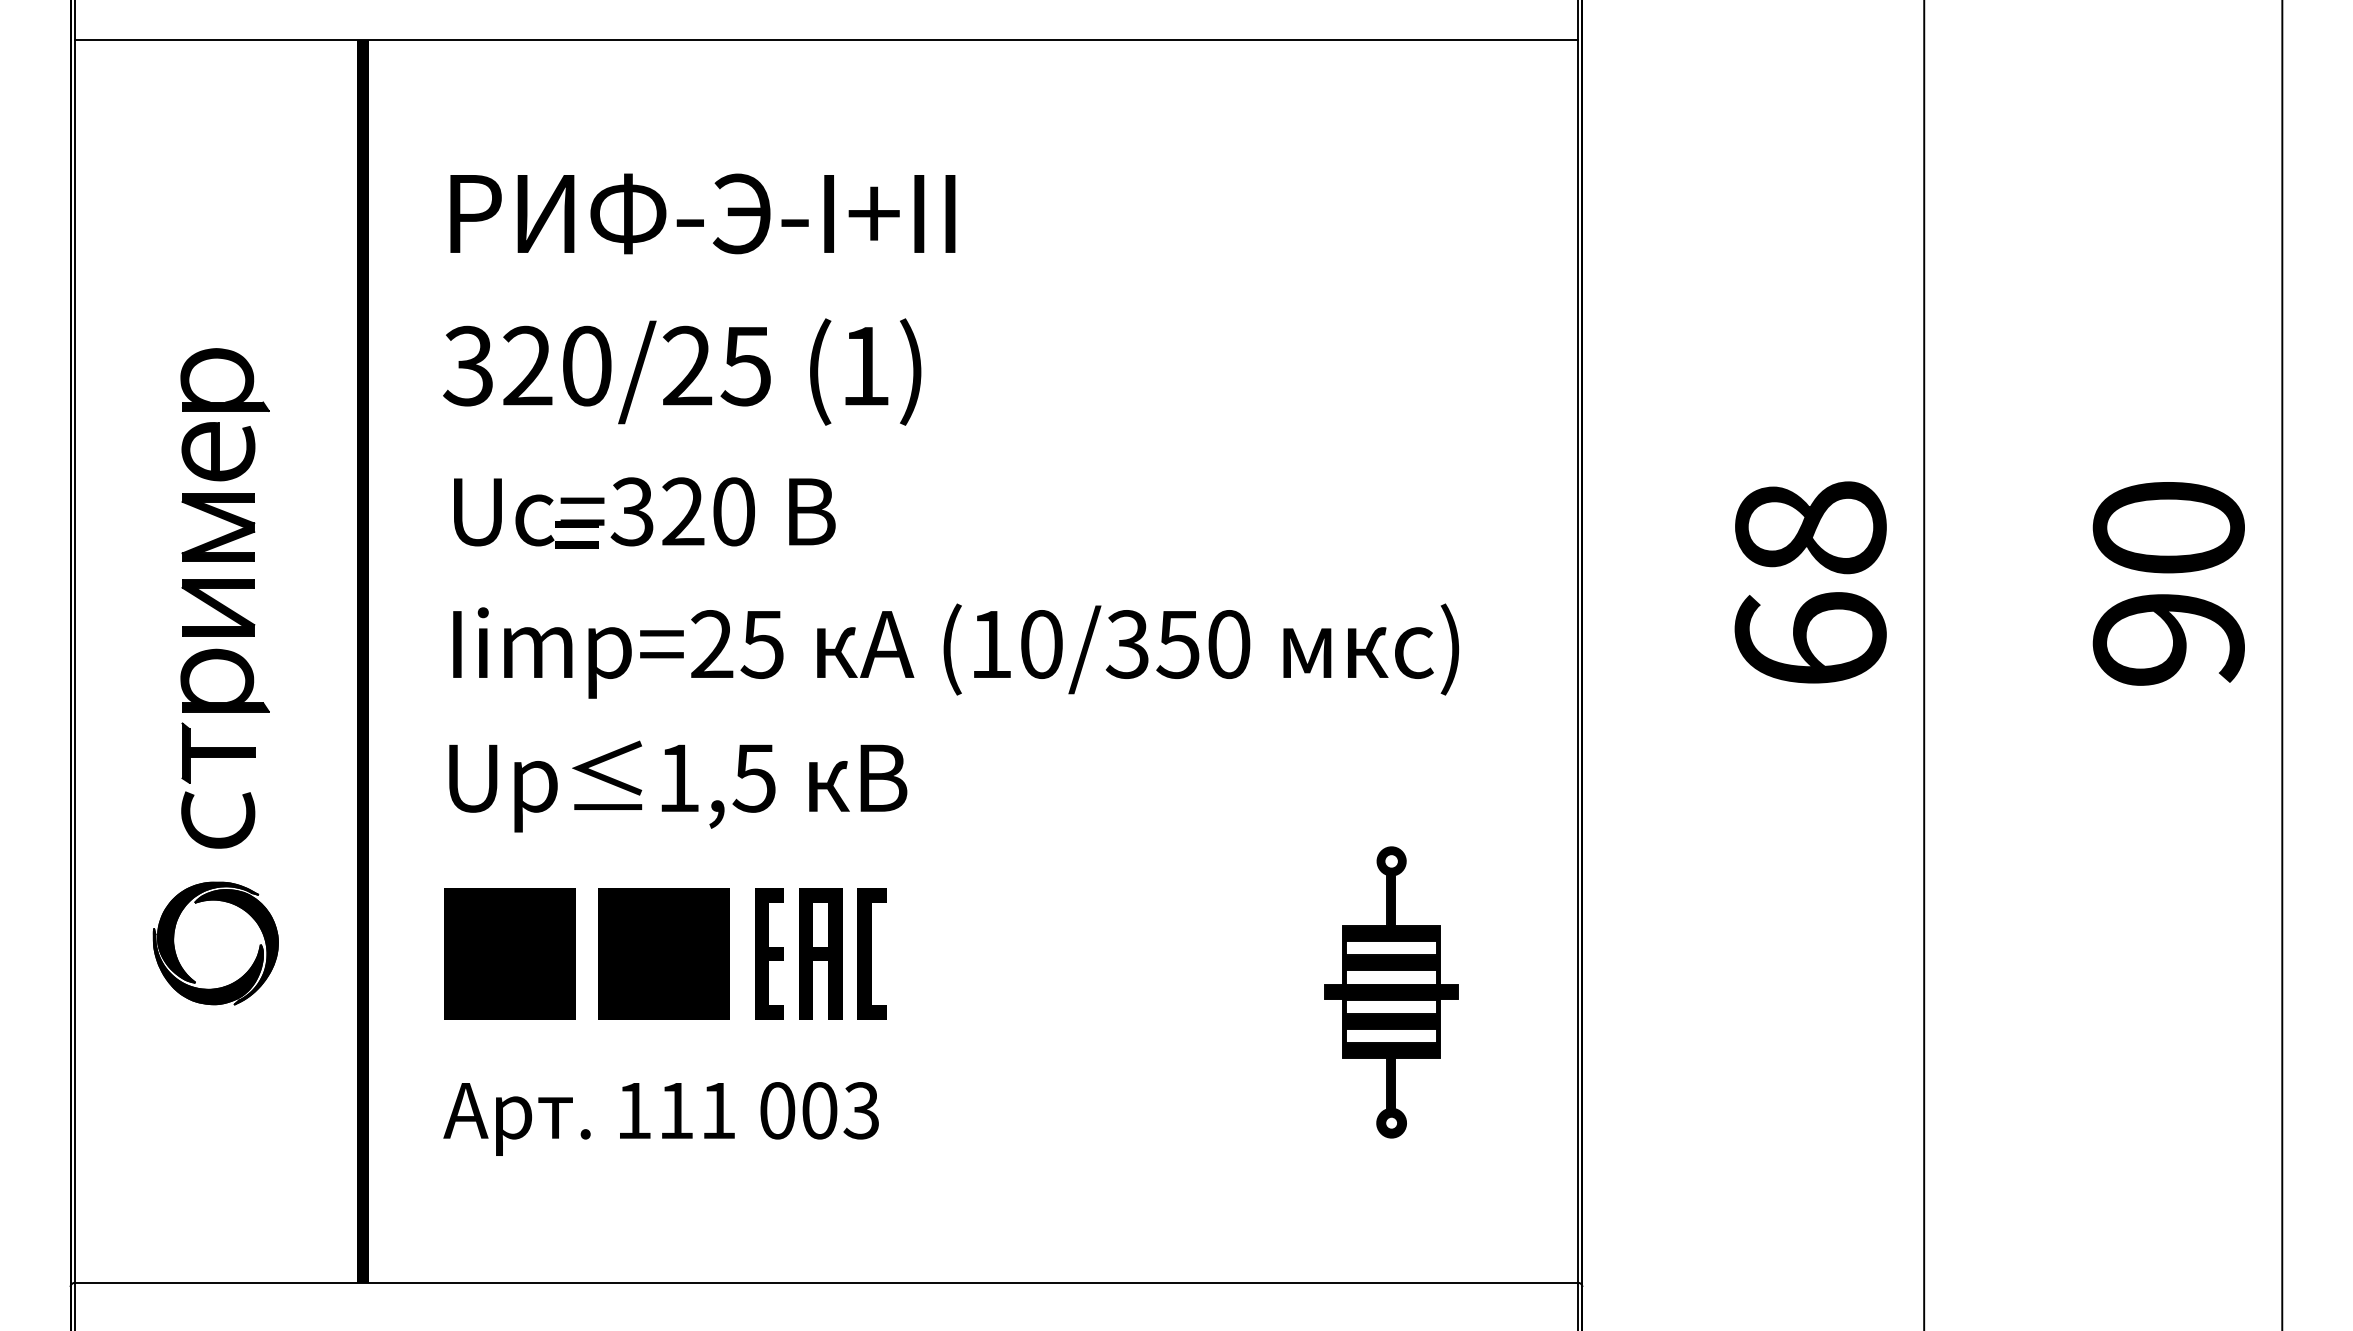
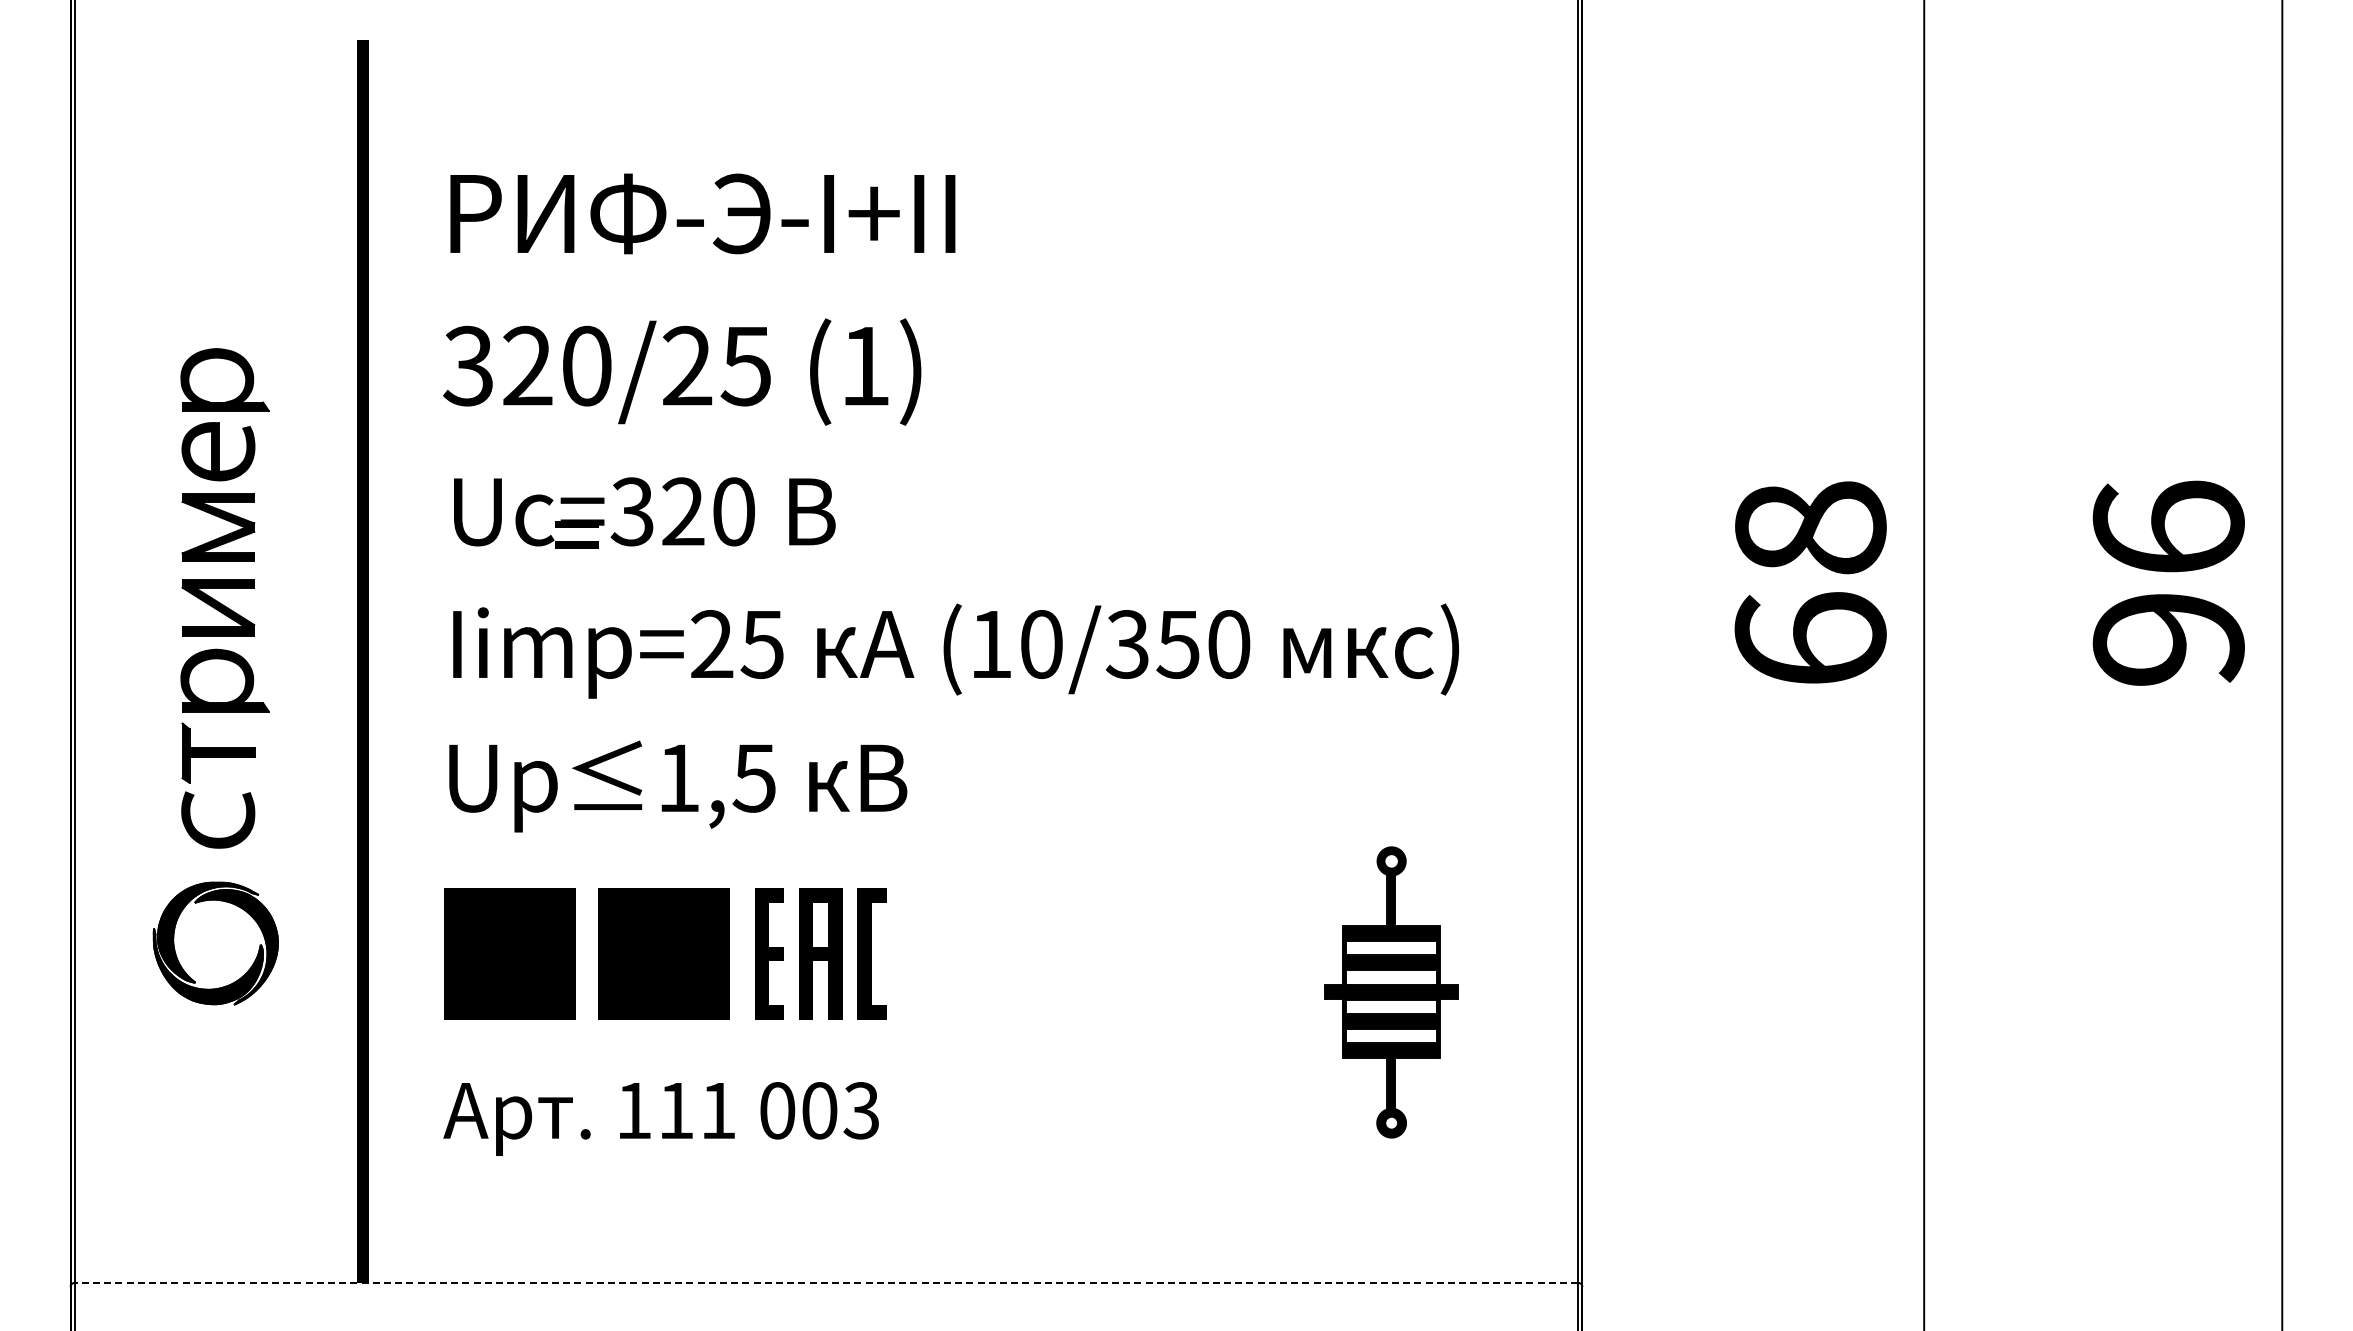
line: present -> none (826, 39)
text: 90 -> 96 (2168, 526)
line: solid -> dashed (826, 1282)
